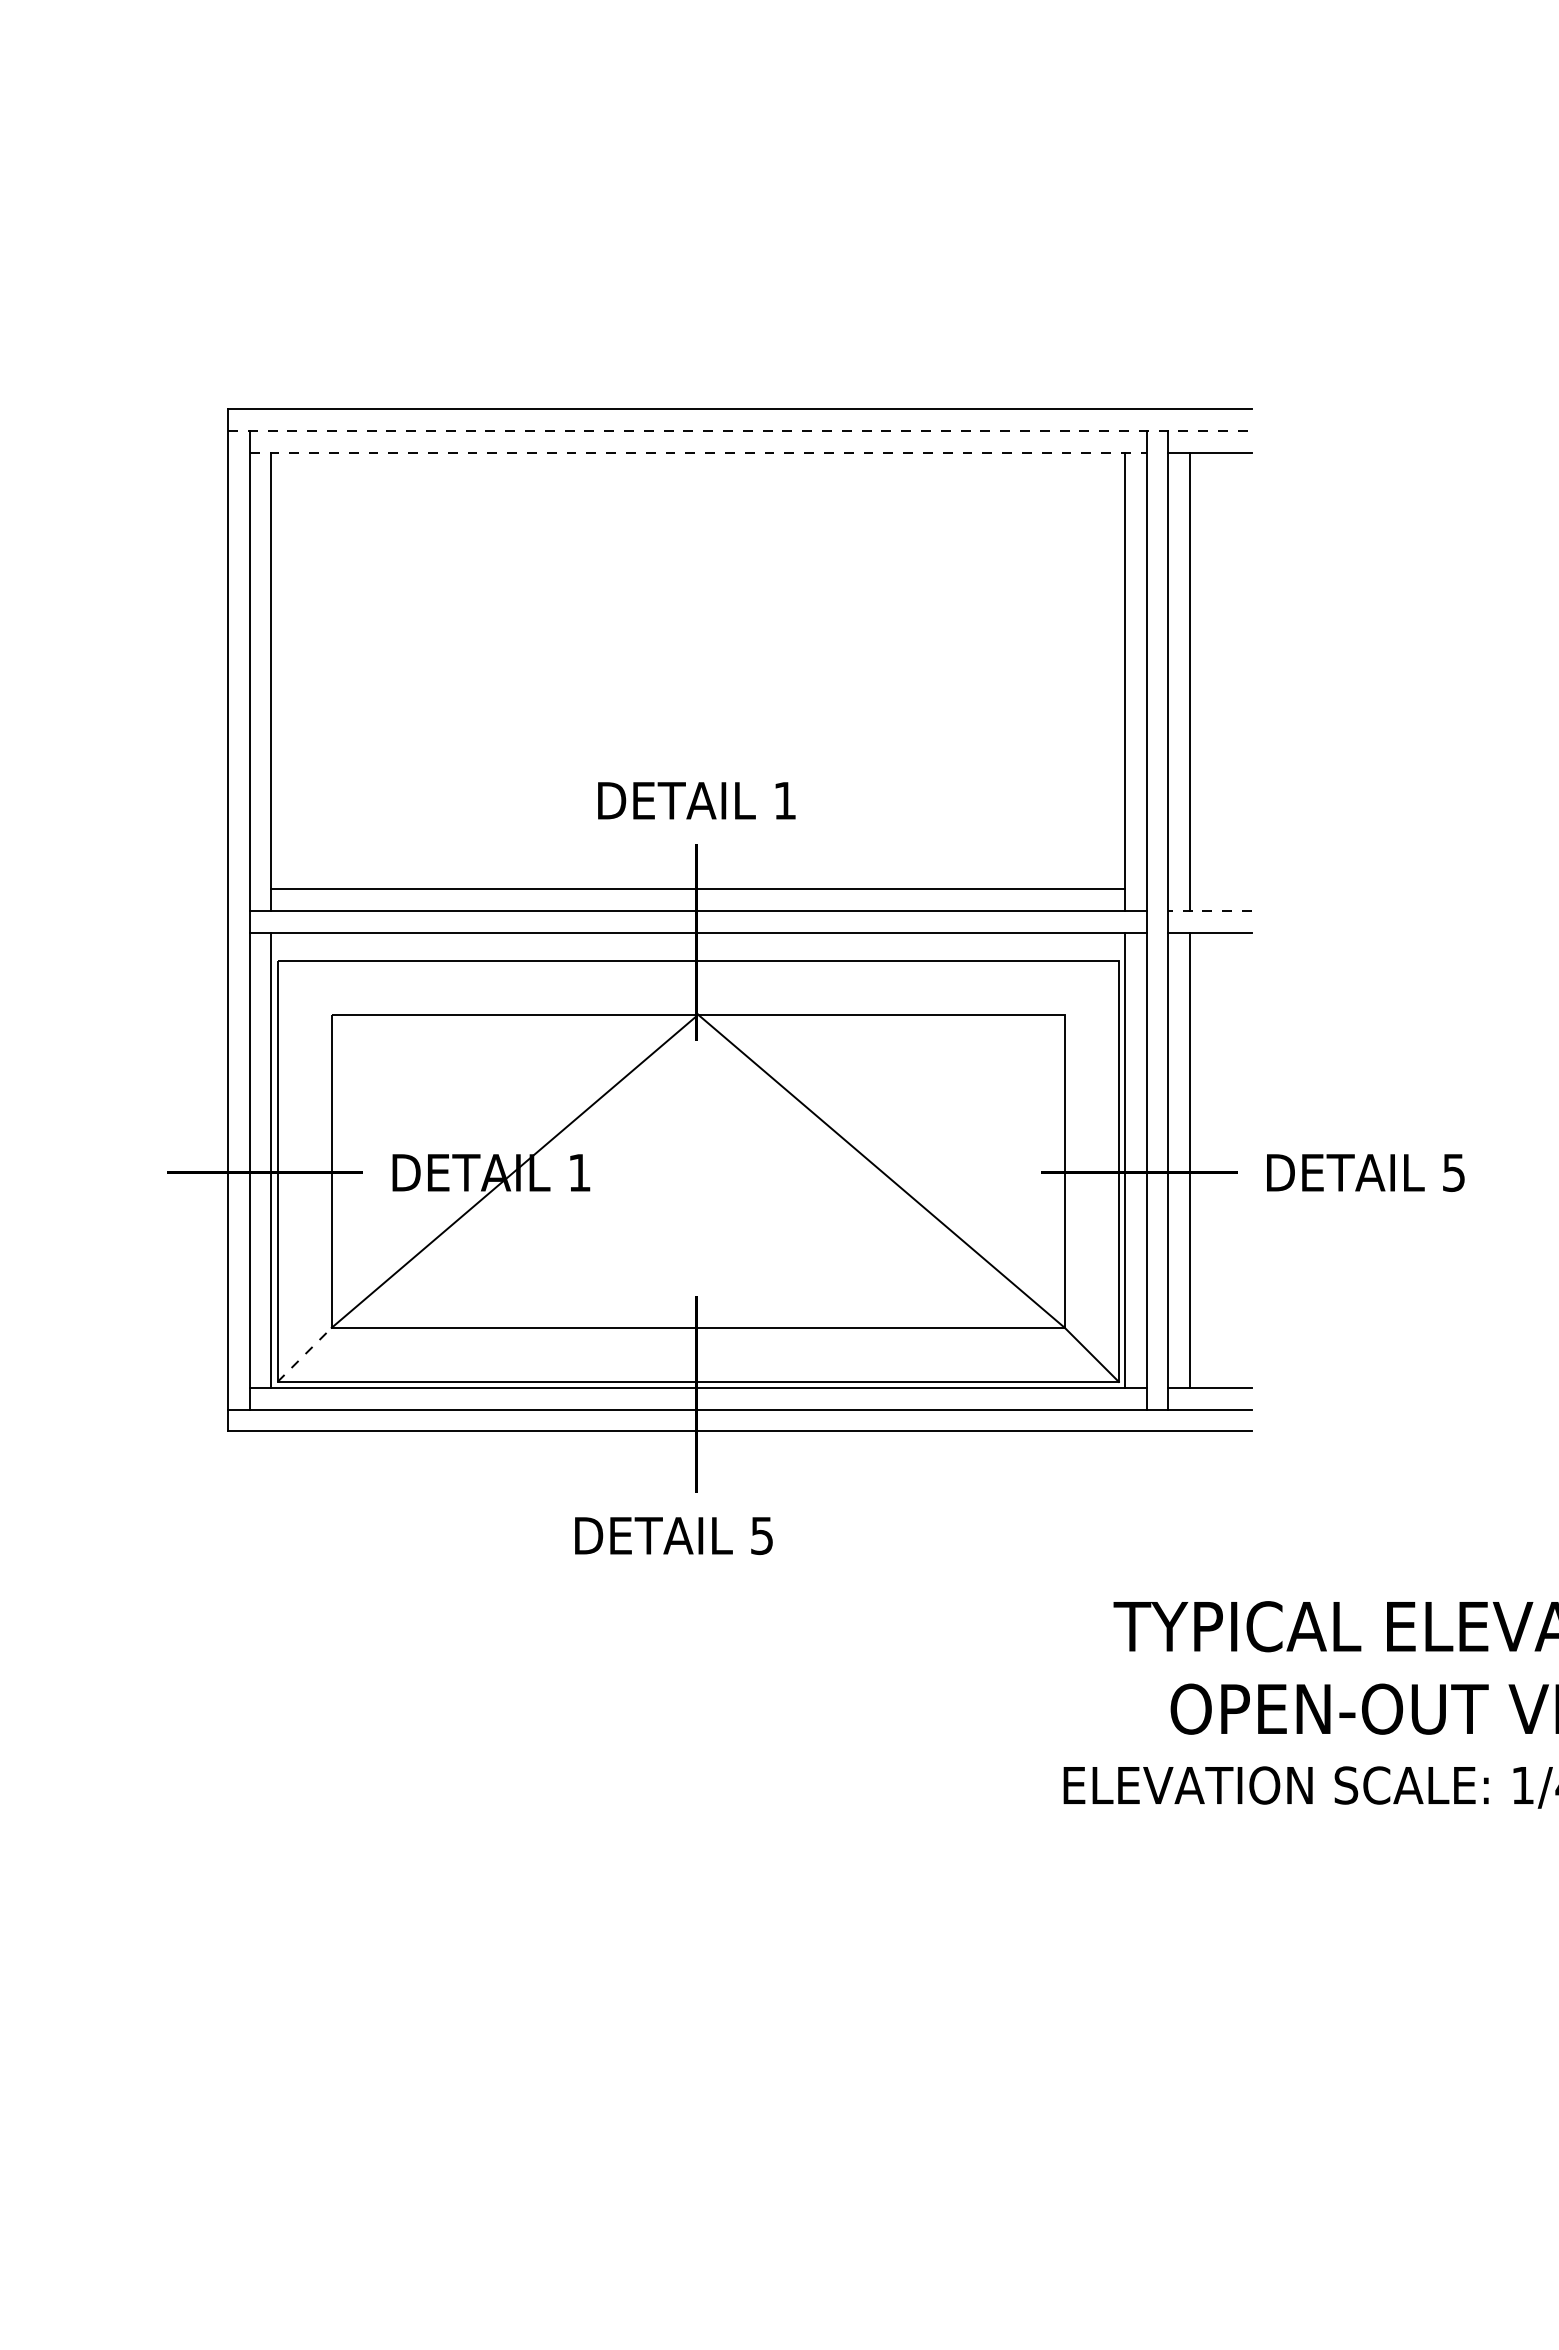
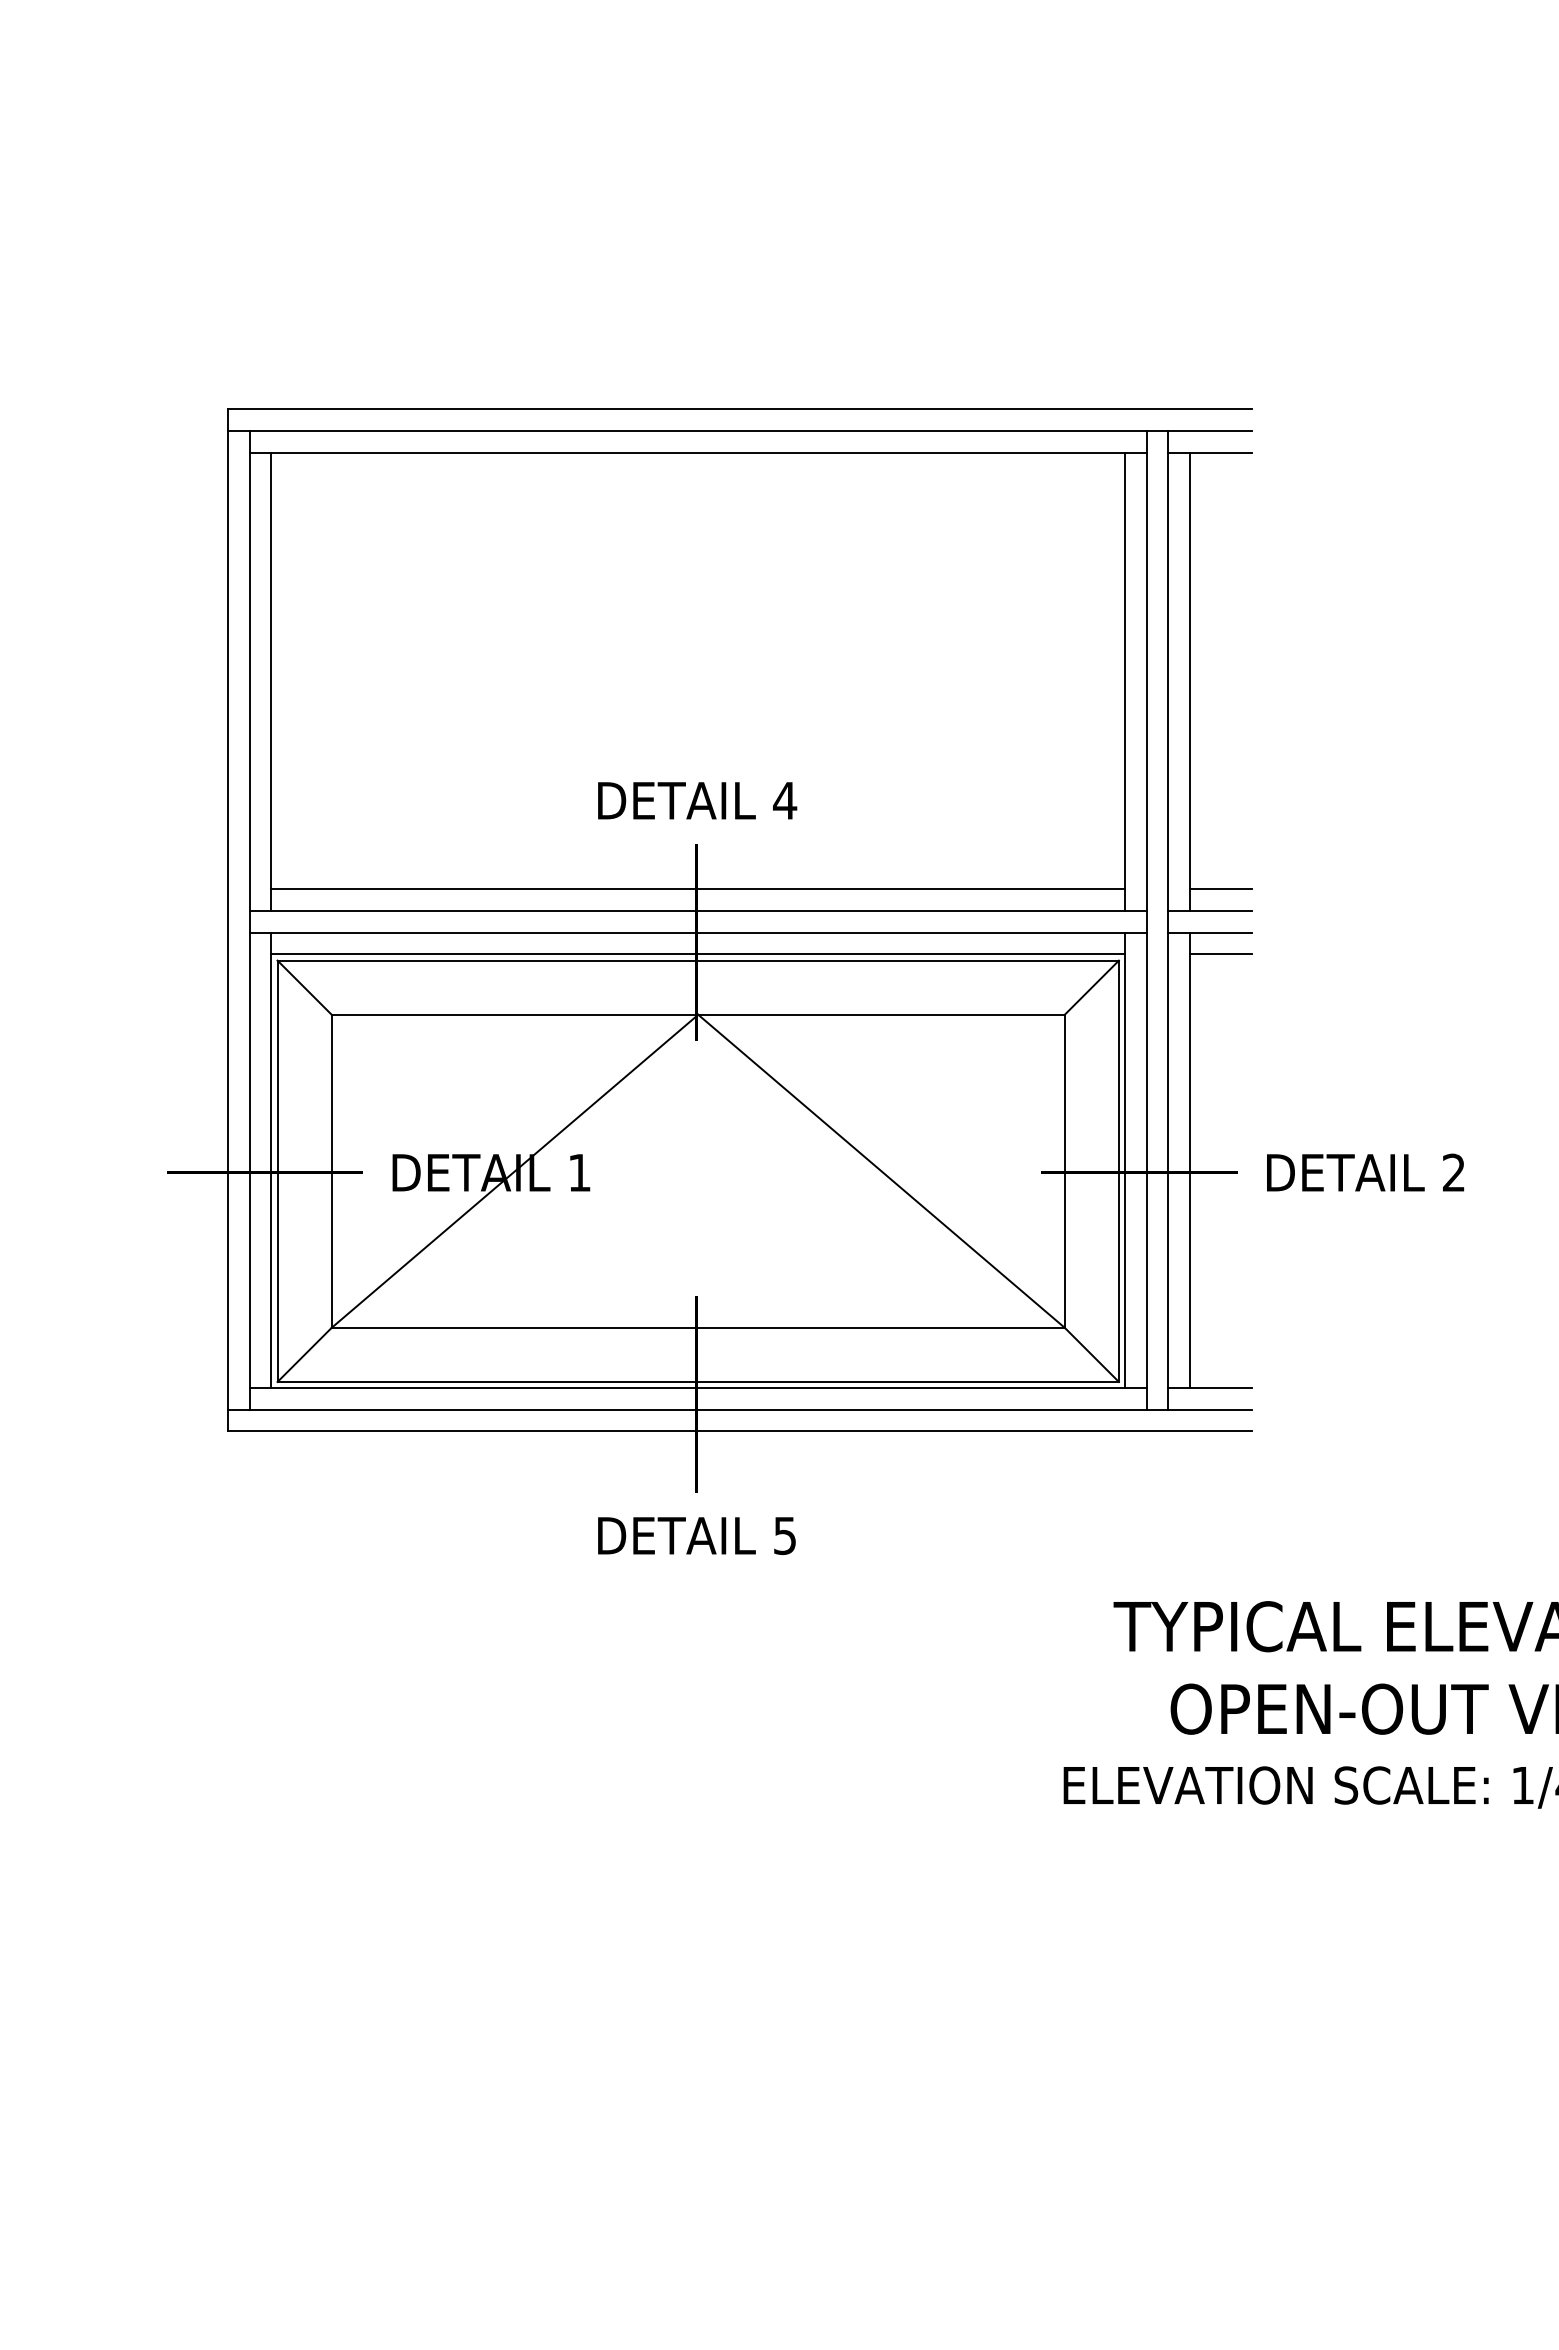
line: dashed -> solid (740, 431)
line: dashed -> solid (698, 452)
text: 1 -> 4 (785, 800)
line: none -> present (1220, 889)
line: dashed -> solid (1210, 911)
line: none -> present (698, 954)
line: none -> present (1220, 954)
line: none -> present (304, 987)
line: none -> present (1091, 987)
text: 5 -> 2 (1453, 1172)
line: dashed -> solid (304, 1354)
text position: (673, 1535) -> (696, 1535) (696, 1535)
